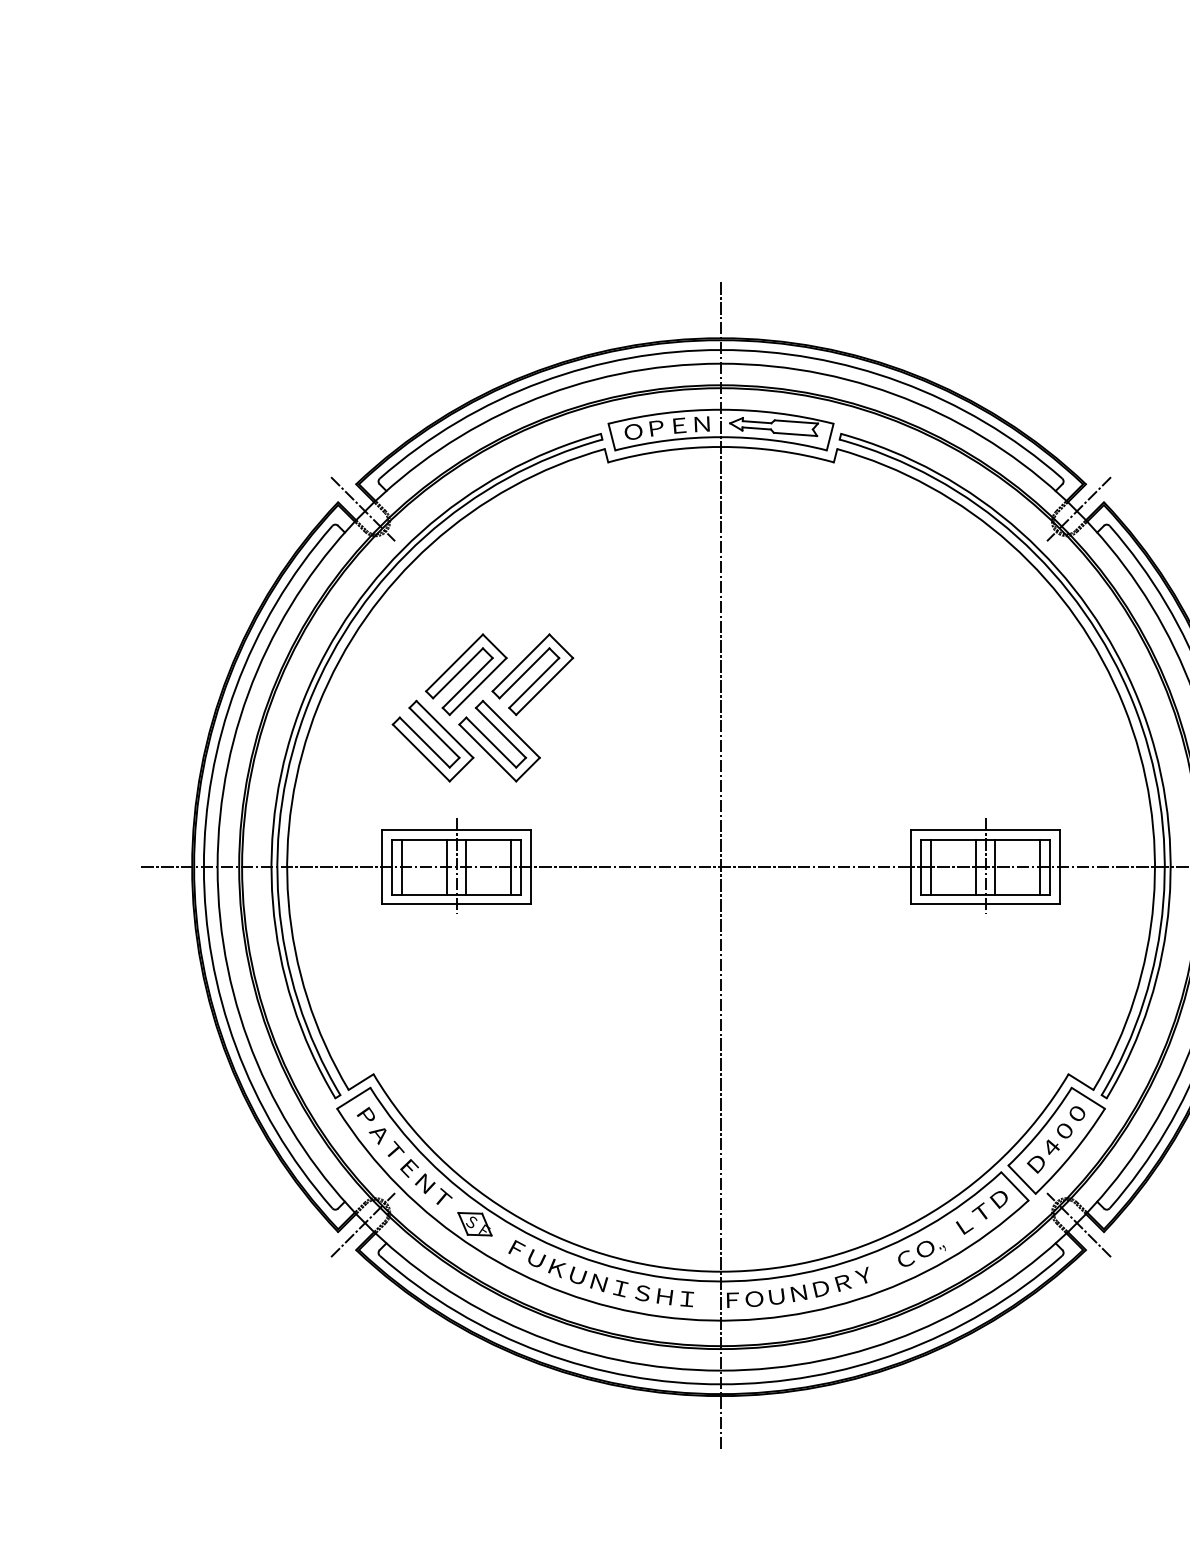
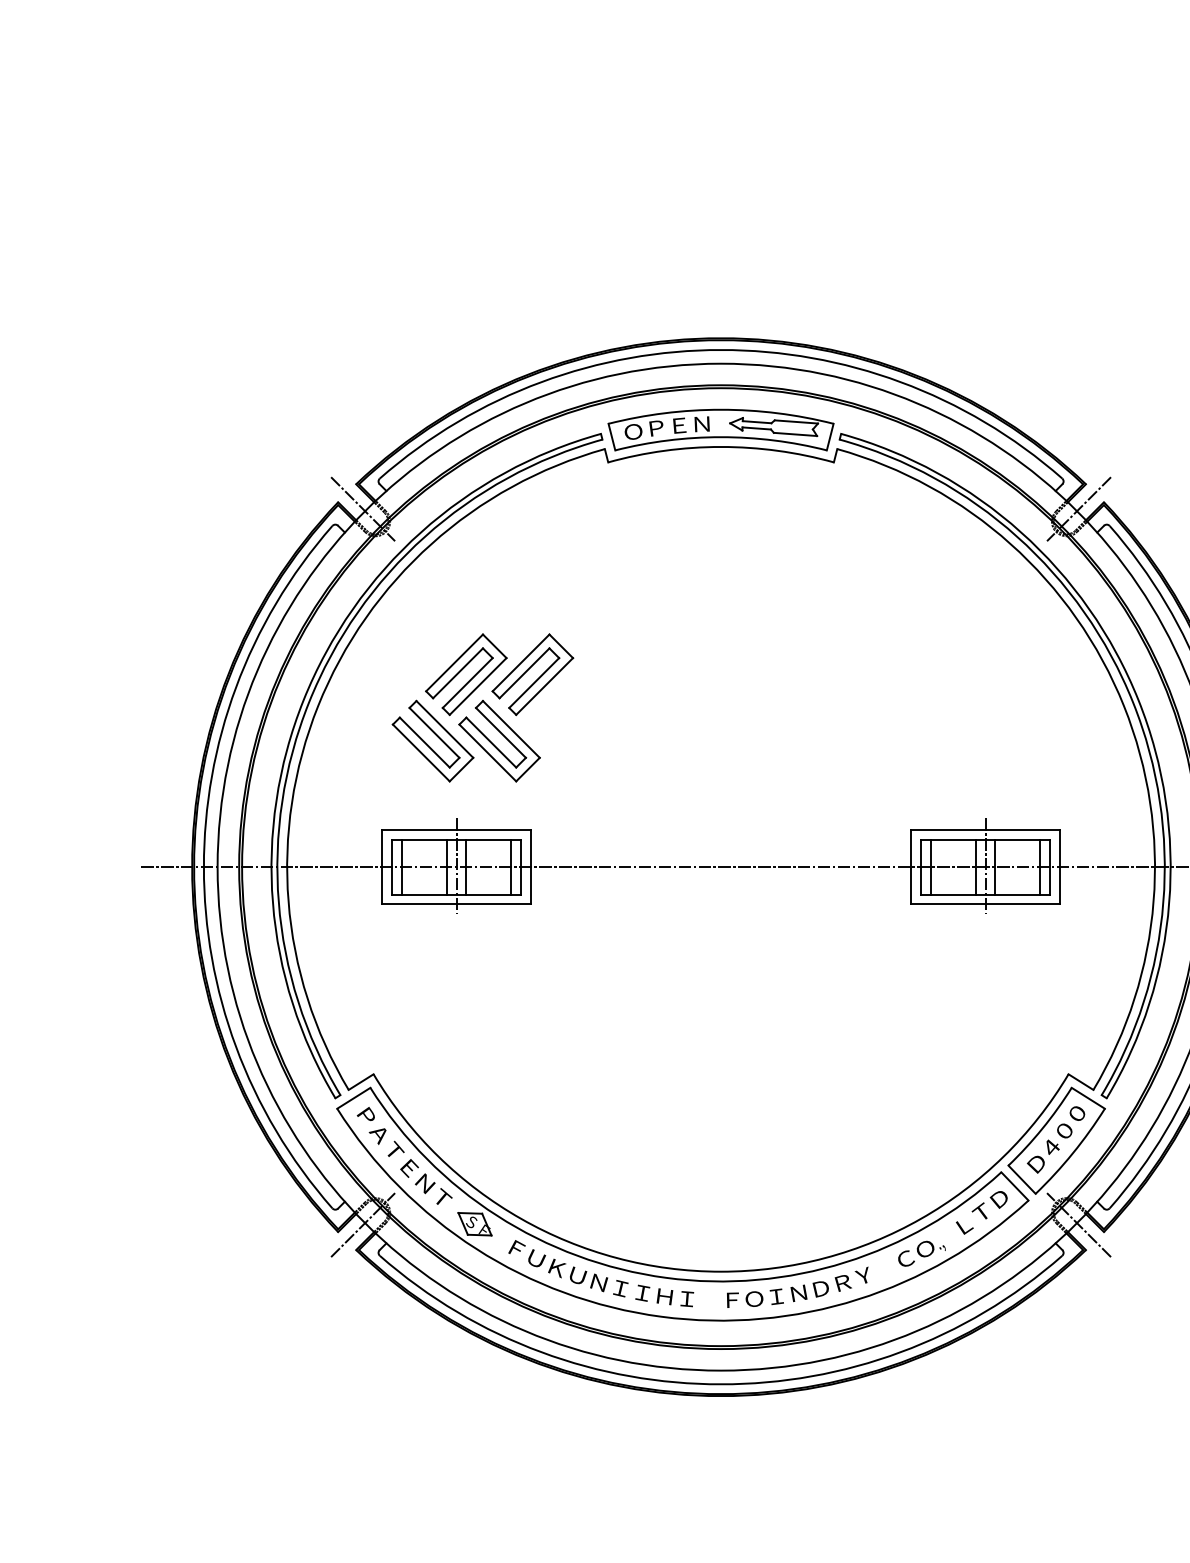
line: present -> none (721, 864)
text: Ｓ -> Ｉ (642, 1292)
text: Ｕ -> Ｉ (776, 1296)
